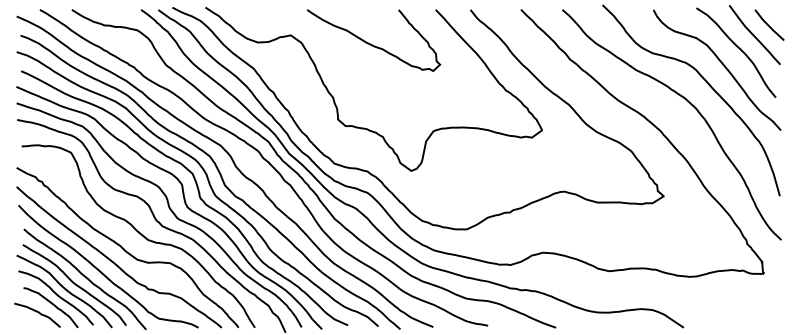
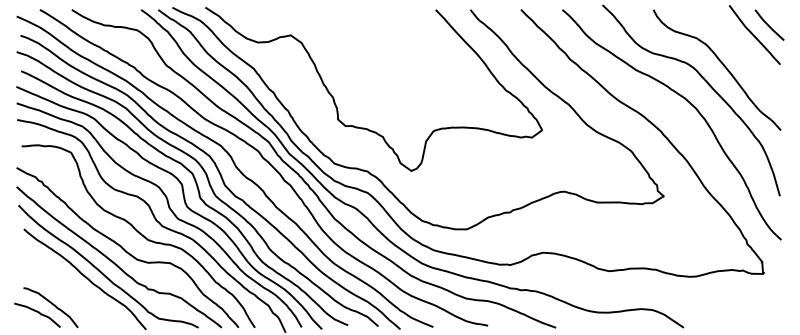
curve: present -> none (372, 44)
curve: present -> none (739, 49)
part: present -> none (71, 286)
